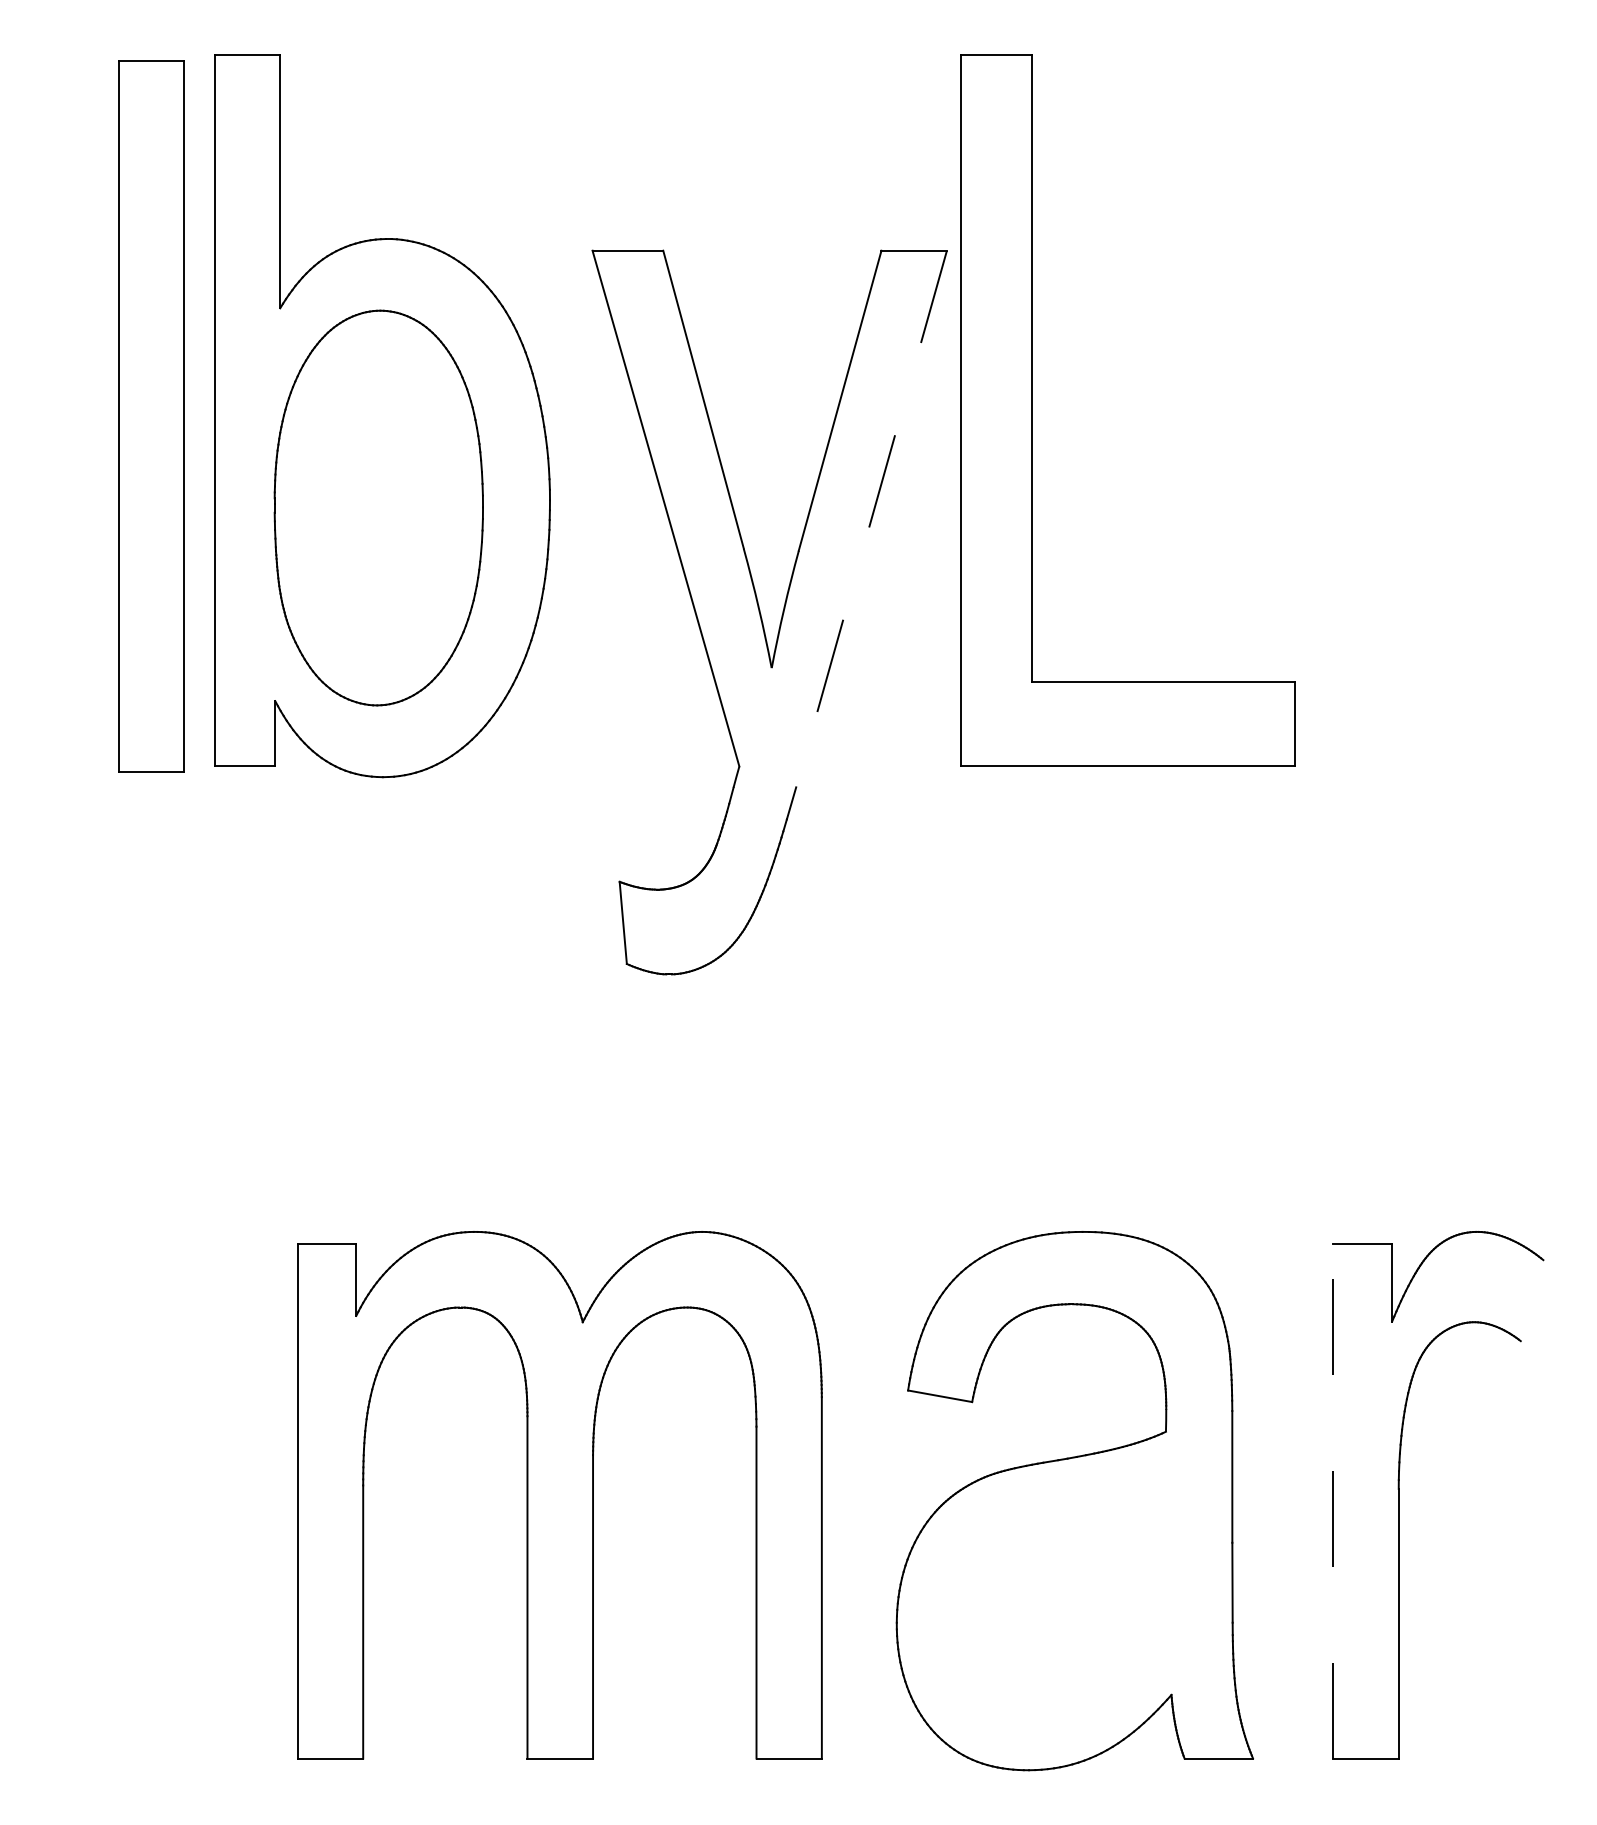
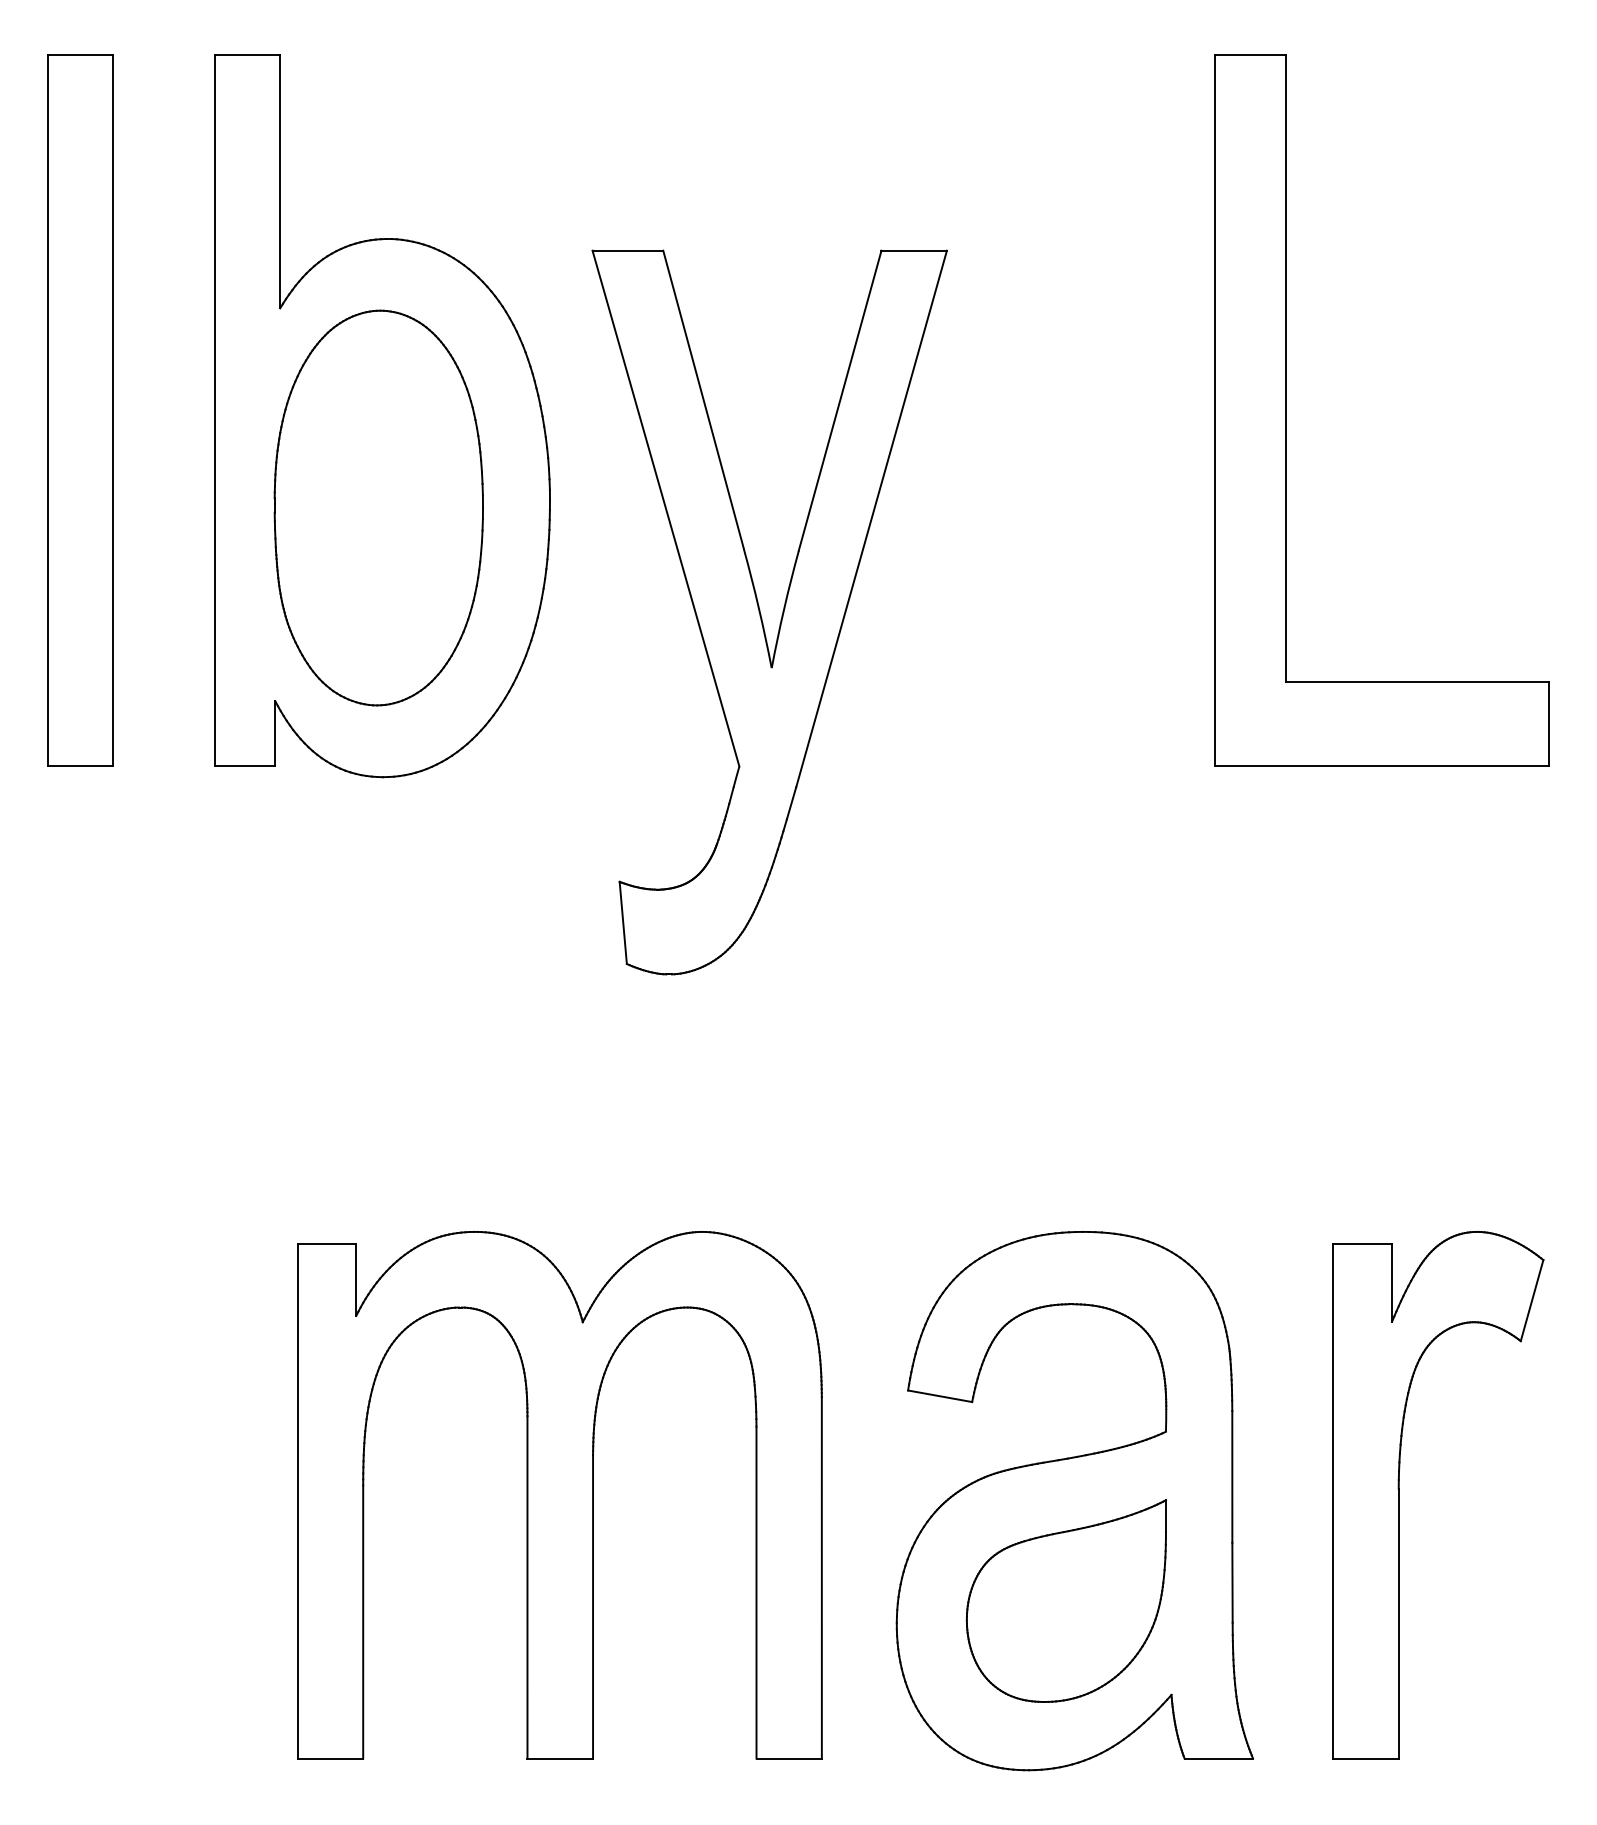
part position: (1032, 410) -> (1286, 410) (1286, 410)
part position: (151, 416) -> (80, 410) (80, 410)
line: dashed -> solid (871, 519)
line: none -> present (1531, 1300)
line: dashed -> solid (1333, 1500)
part: none -> present (1065, 1600)
